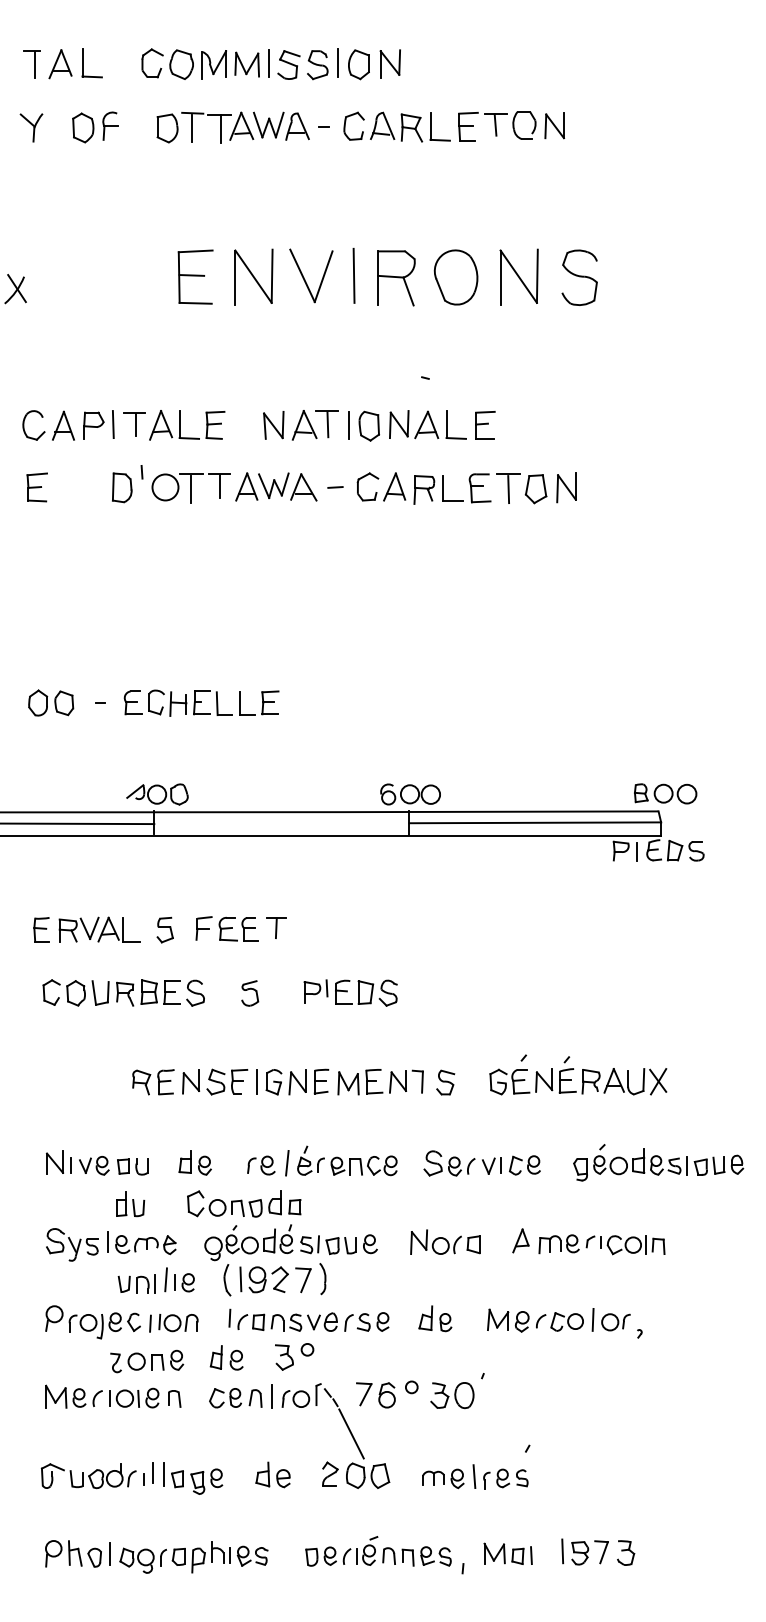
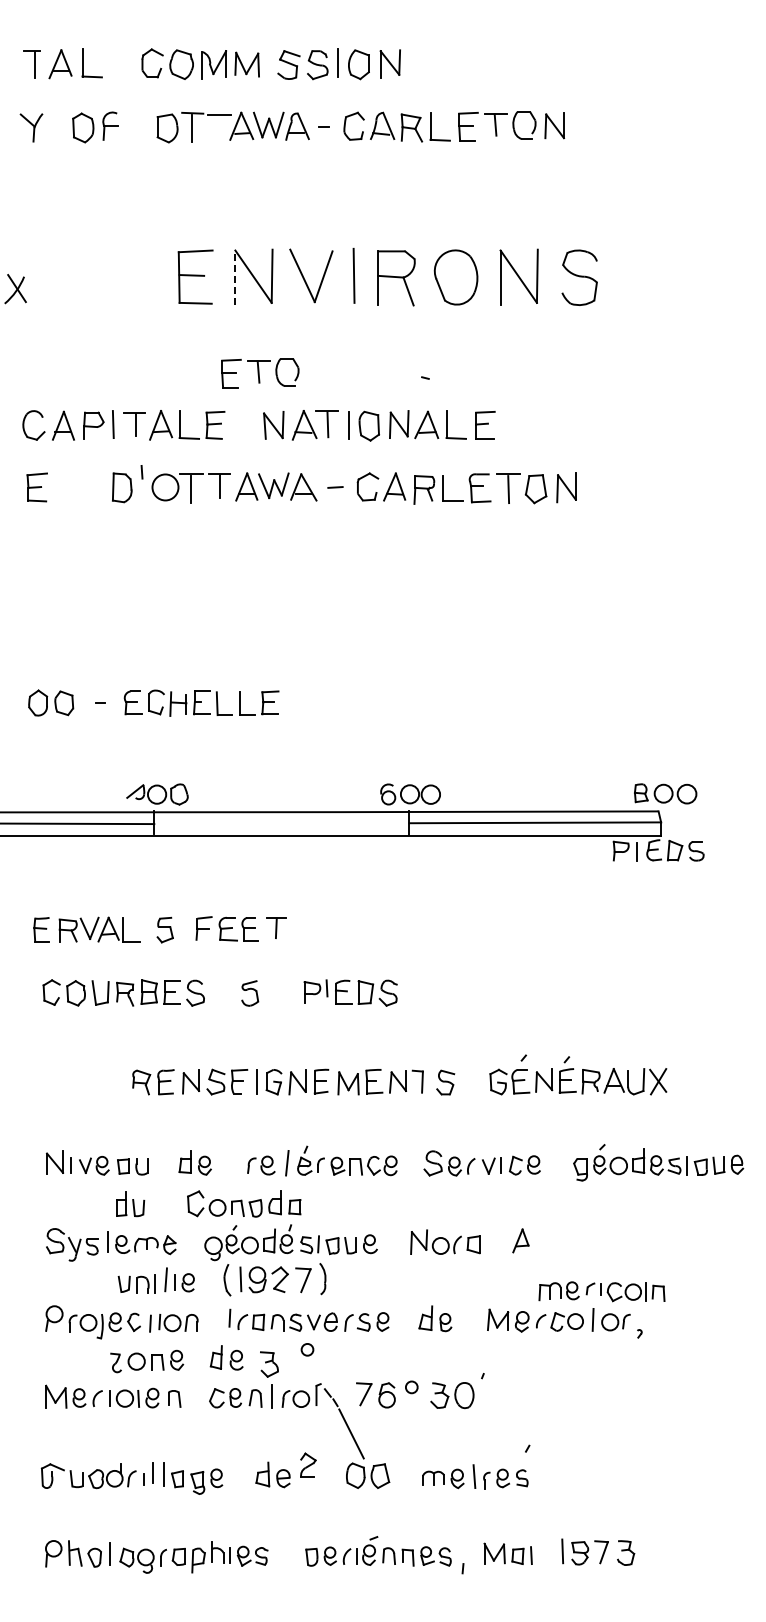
line: present -> none (269, 63)
line: present -> none (221, 128)
line: solid -> dashed (235, 277)
part: none -> present (260, 373)
part position: (601, 1244) -> (601, 1291) (601, 1291)
part position: (284, 1357) -> (269, 1364) (269, 1364)
part position: (330, 1473) -> (308, 1464) (308, 1464)
